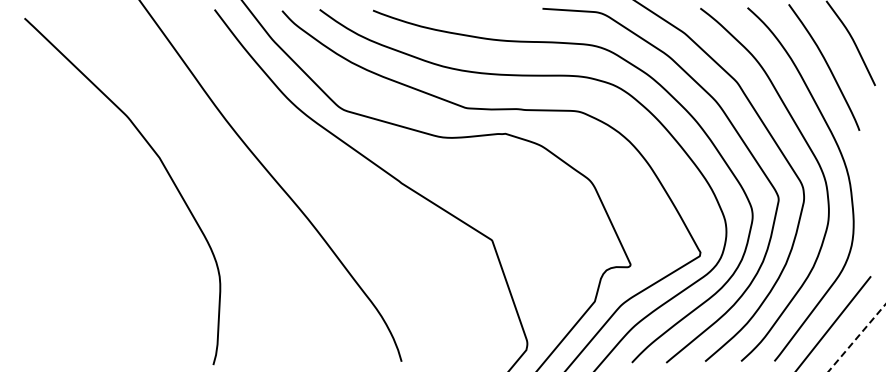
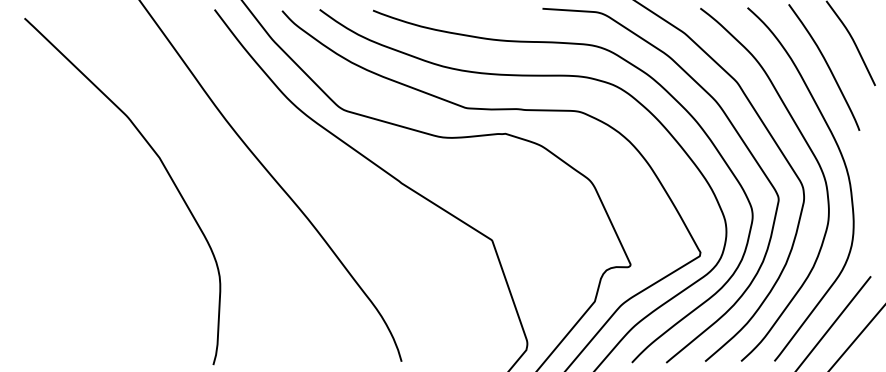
line: dashed -> solid (856, 338)
